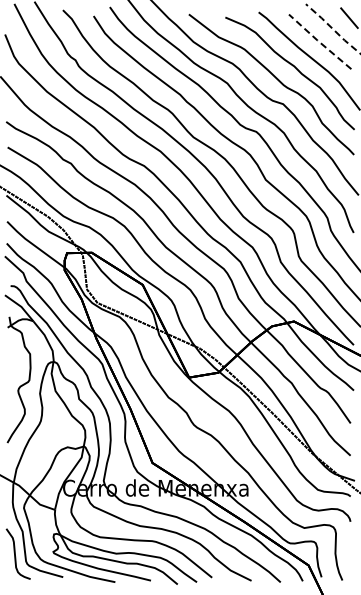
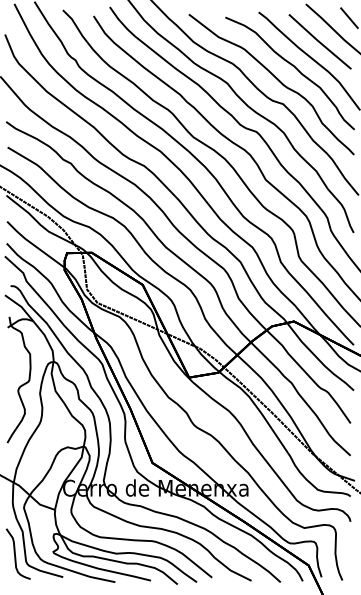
line: dashed -> solid (333, 29)
line: dashed -> solid (318, 41)
